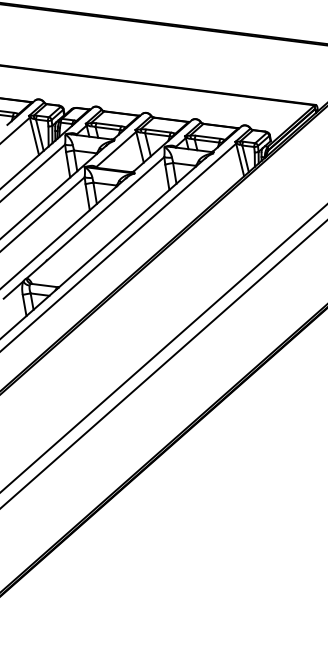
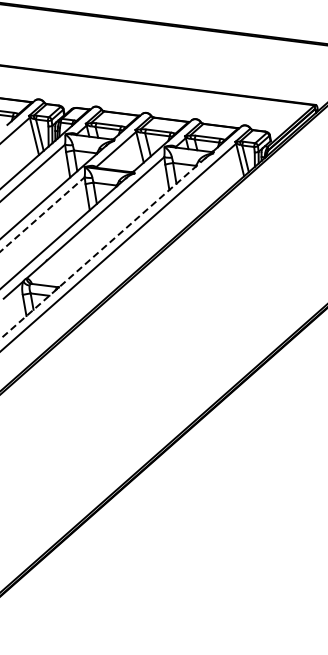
line: solid -> dashed (42, 214)
line: solid -> dashed (103, 248)
line: present -> none (163, 348)
line: present -> none (163, 364)
